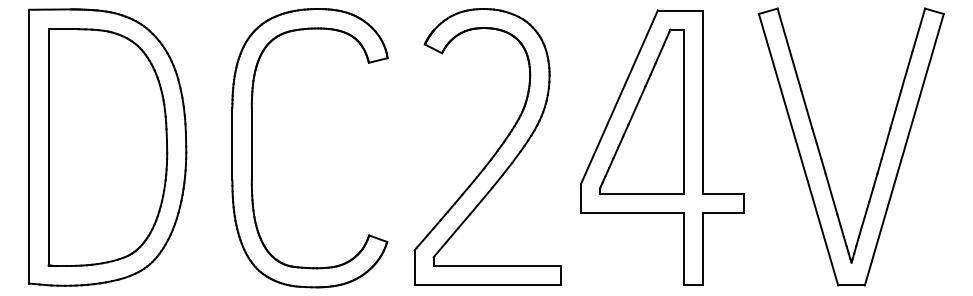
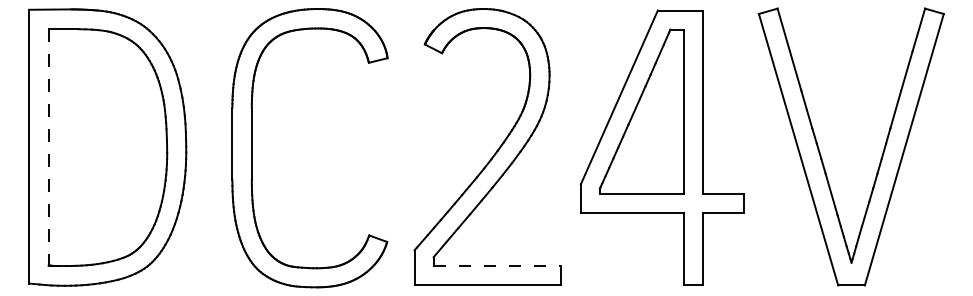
line: solid -> dashed (48, 147)
line: solid -> dashed (497, 266)
